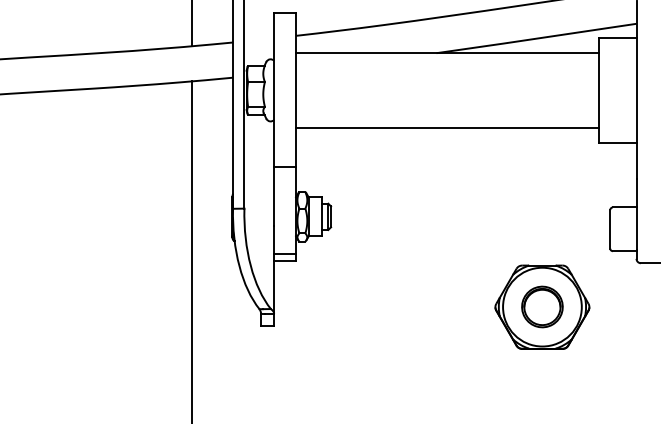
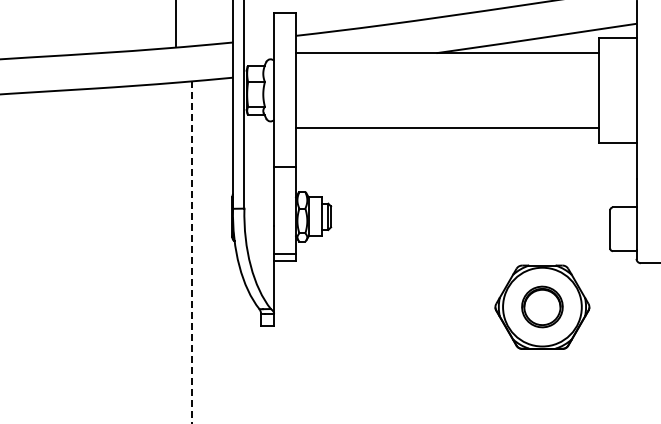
line position: (192, 24) -> (176, 24) (176, 24)
line: solid -> dashed (192, 252)
